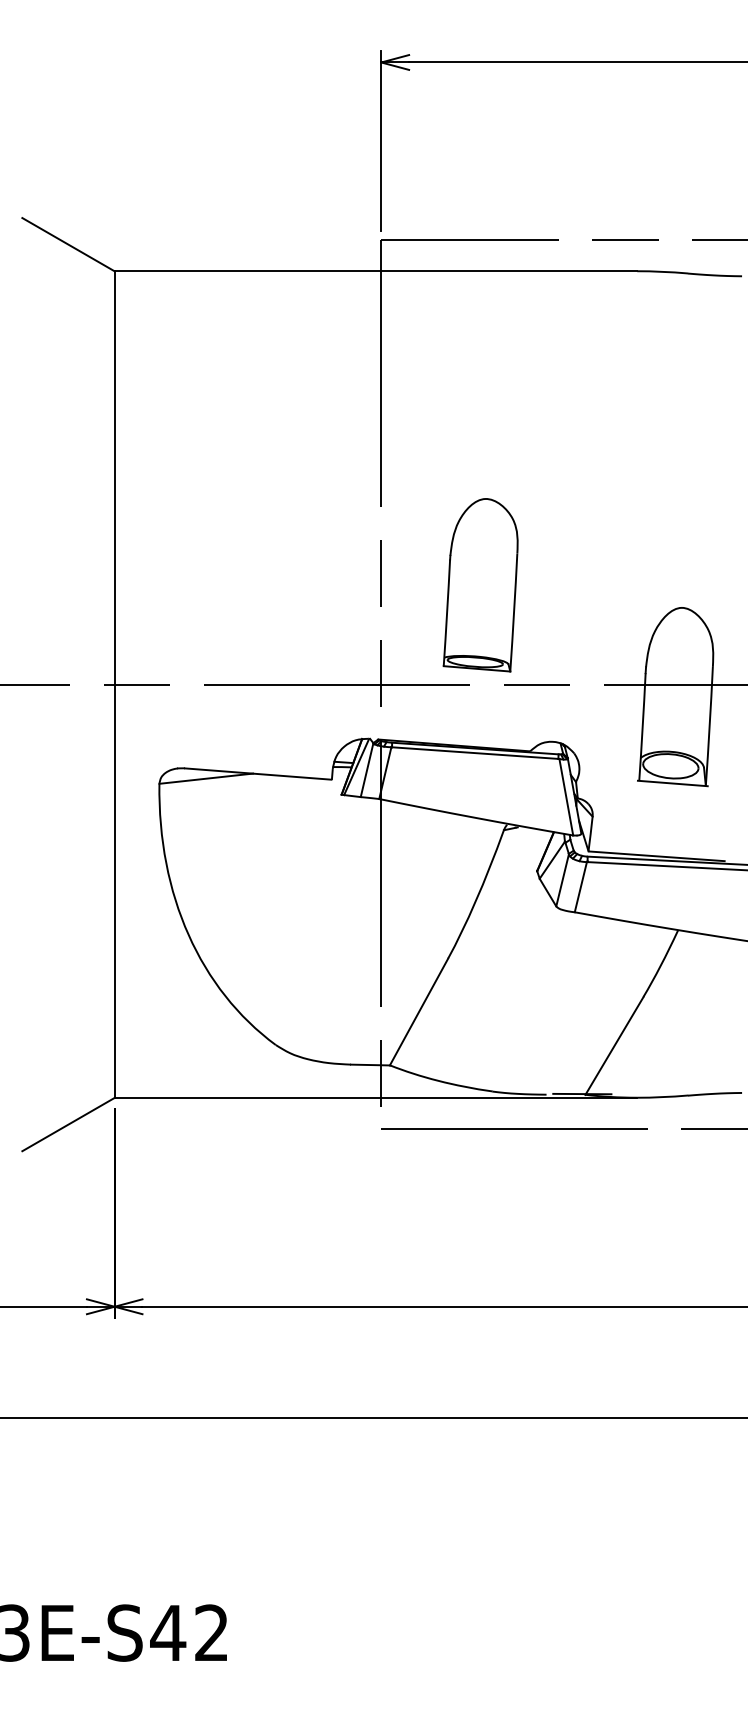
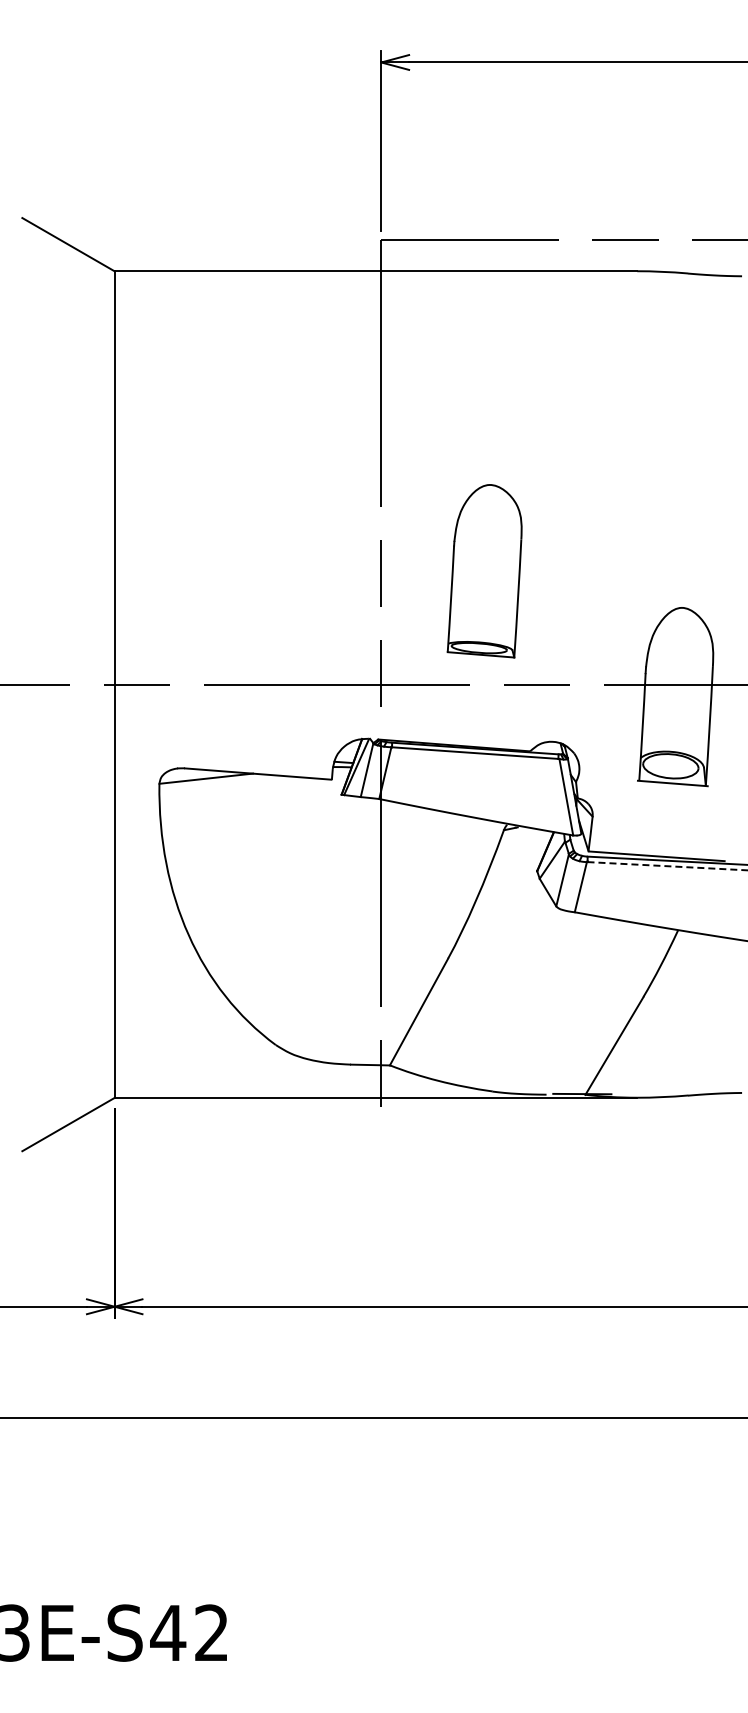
part position: (480, 585) -> (484, 571) (484, 571)
line: solid -> dashed (667, 866)
line: present -> none (562, 1129)
